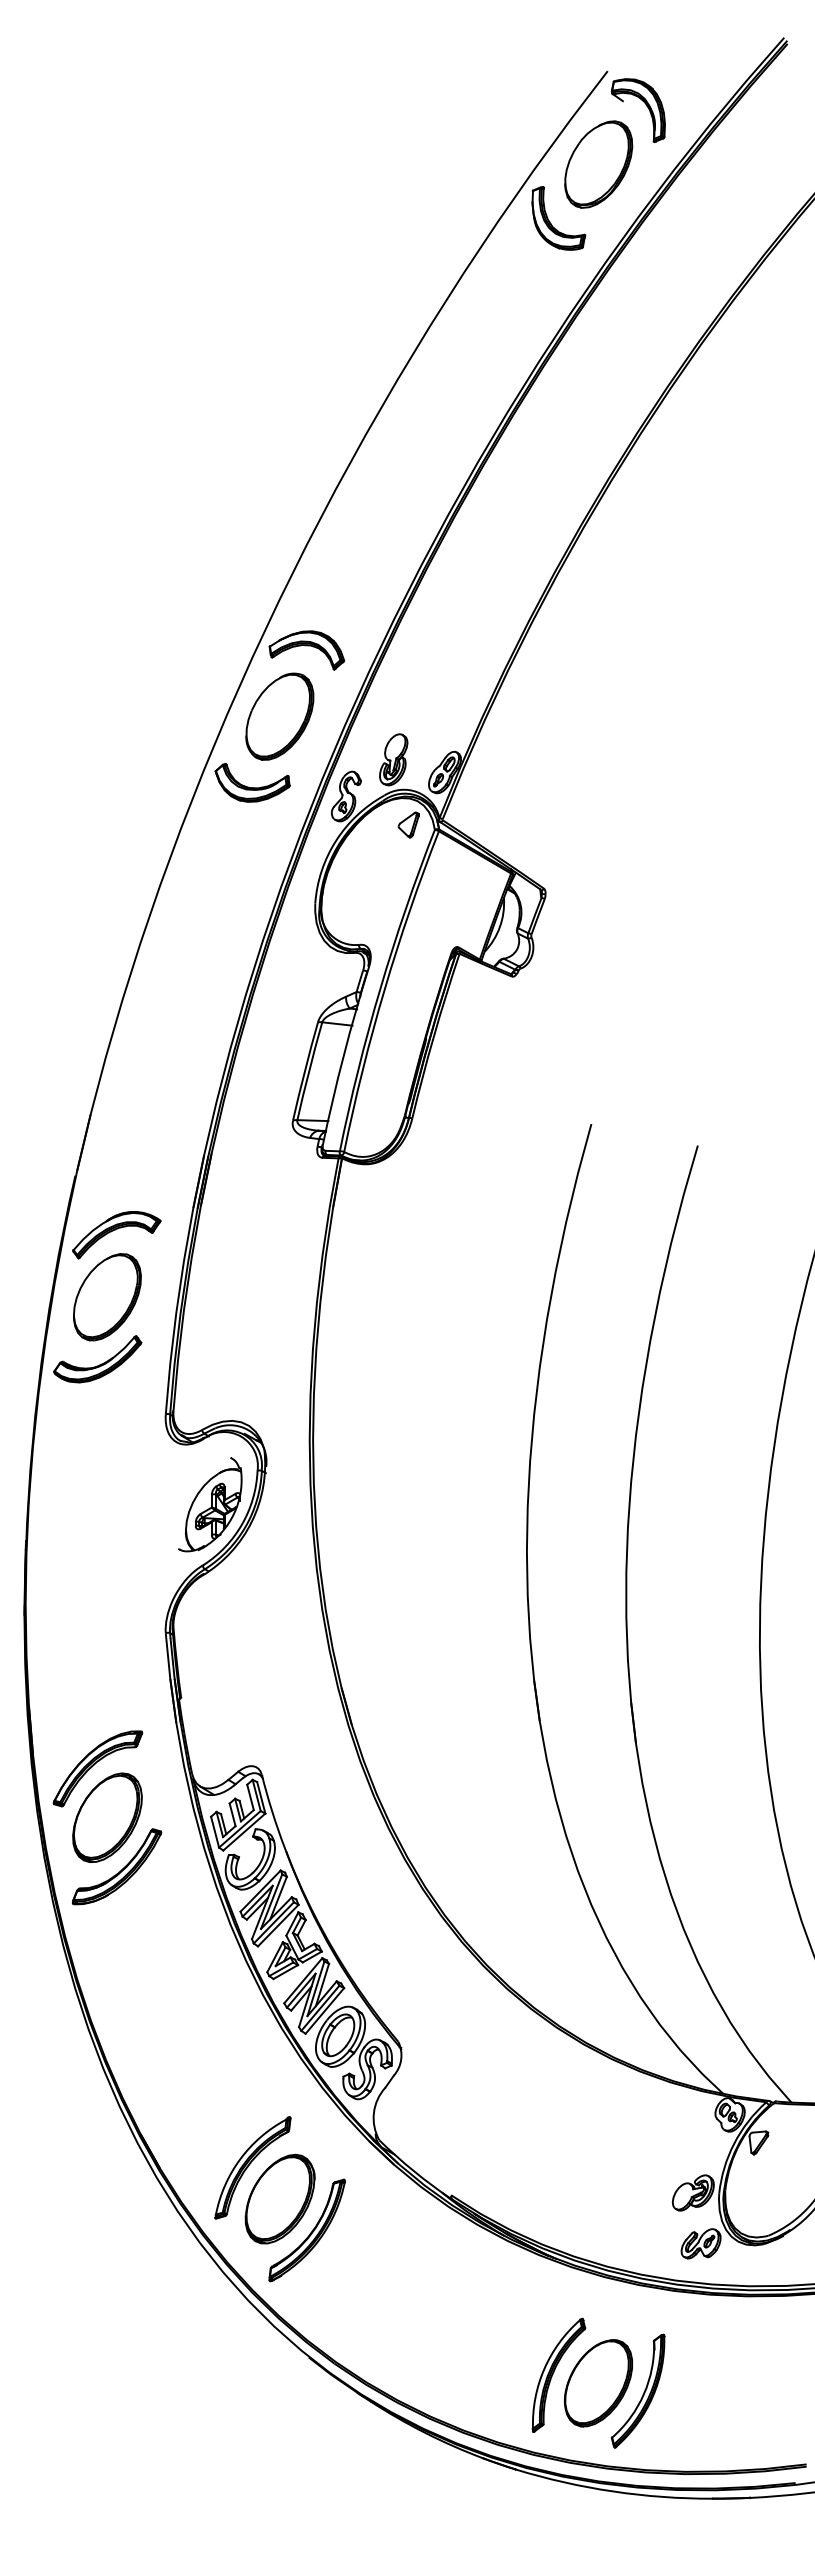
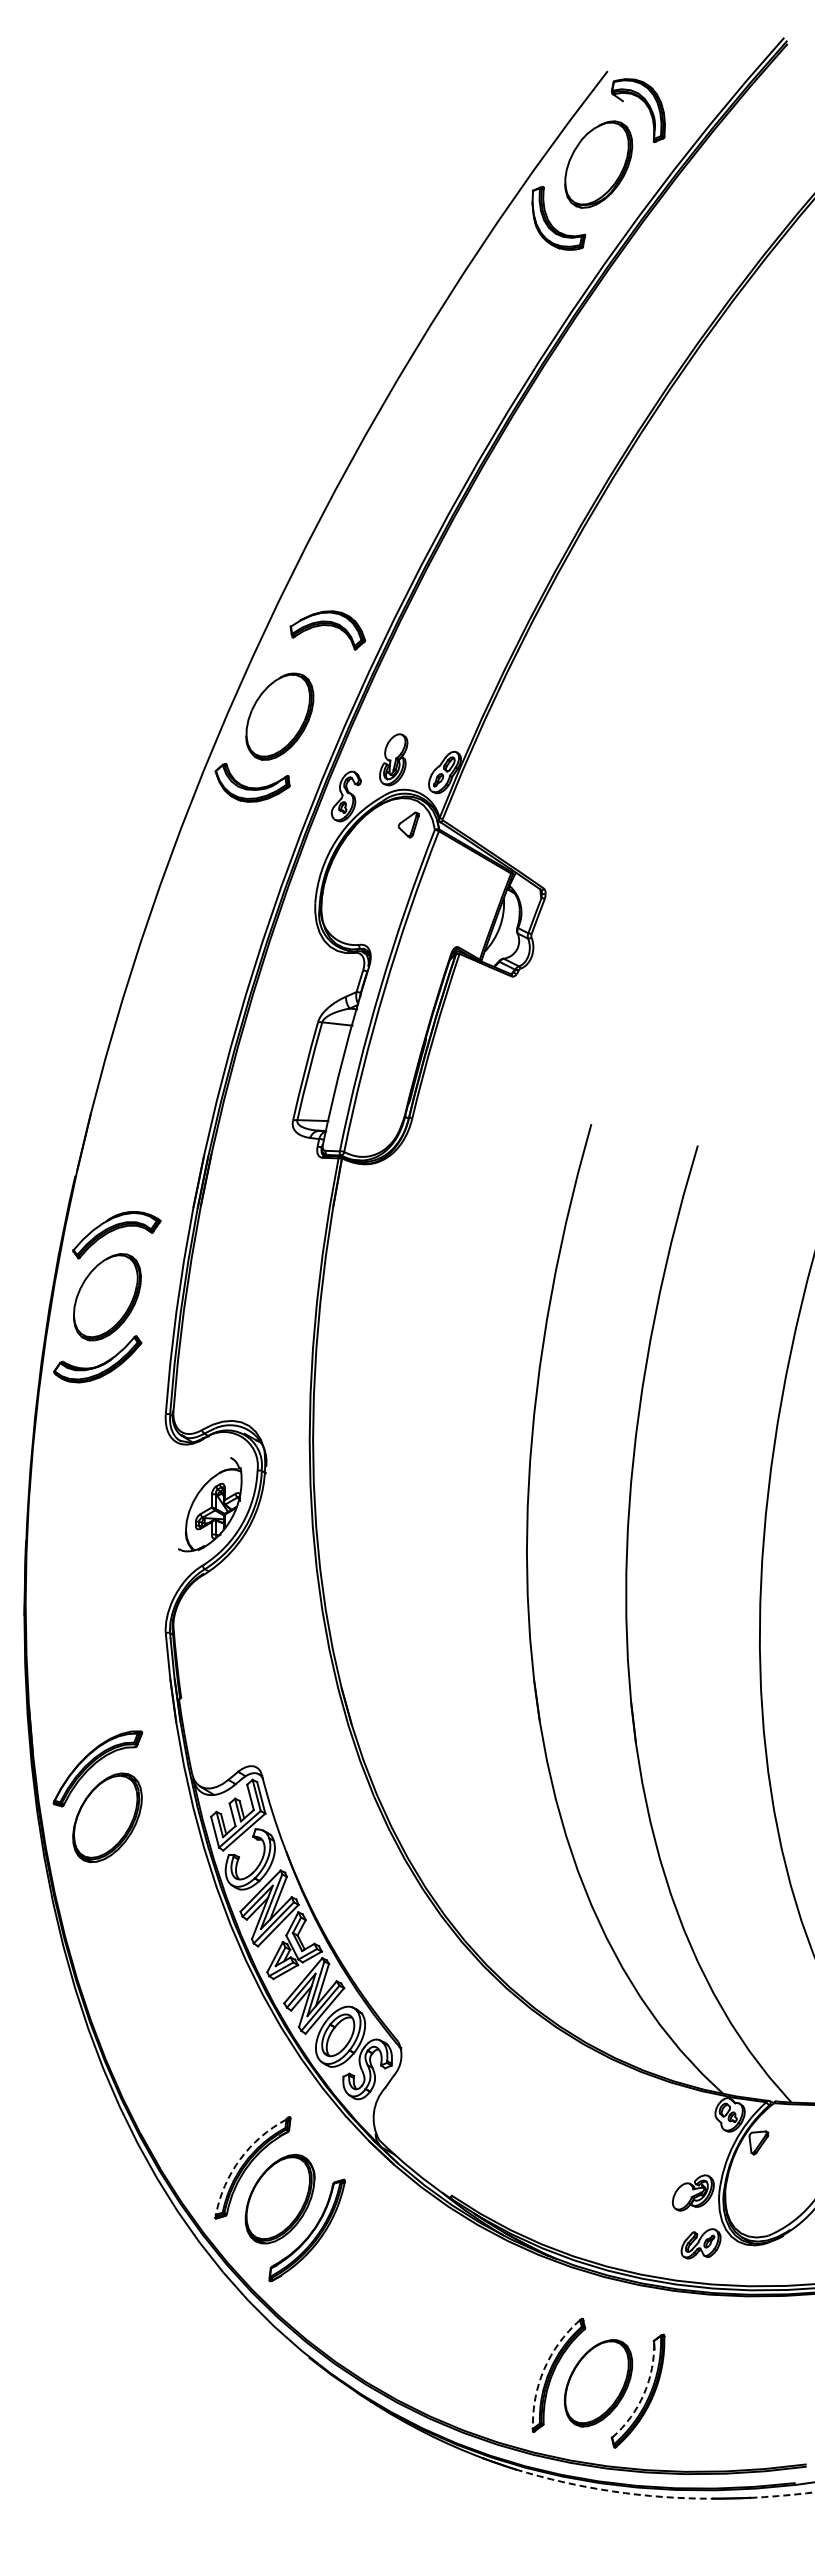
part position: (306, 650) -> (327, 630) (327, 630)
part: present -> none (116, 1866)
arc: solid -> dashed (240, 2159)
arc: solid -> dashed (544, 2369)
arc: solid -> dashed (644, 2394)
arc: solid -> dashed (613, 2491)
arc: solid -> dashed (782, 2495)
